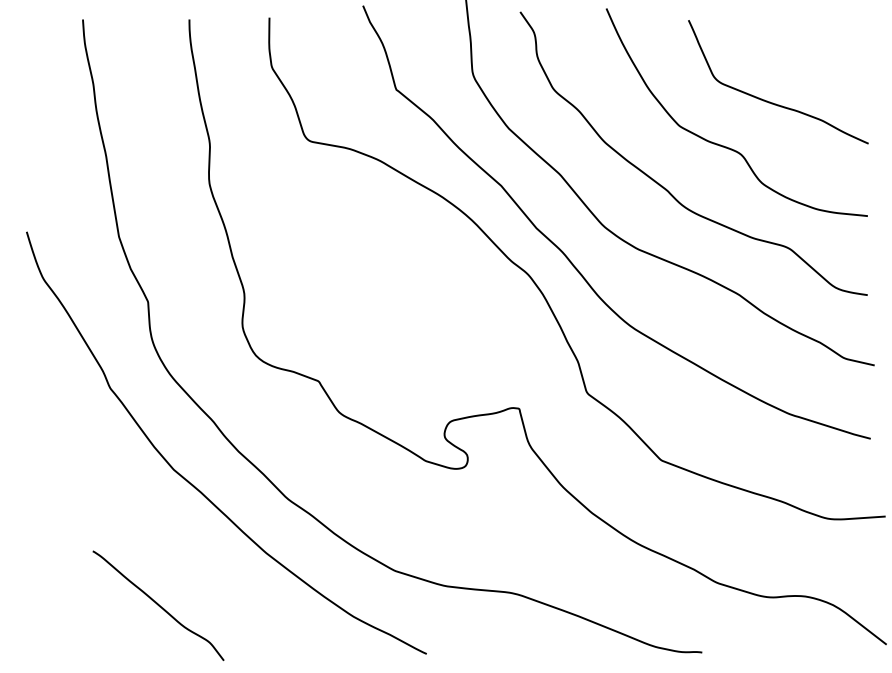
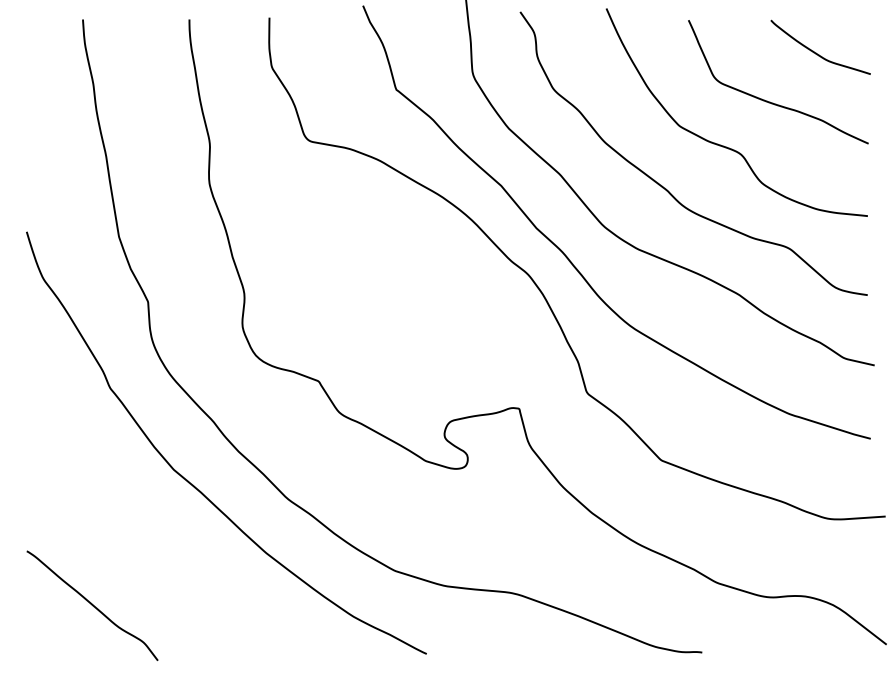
curve: none -> present (816, 52)
curve position: (158, 605) -> (92, 605) (92, 605)
